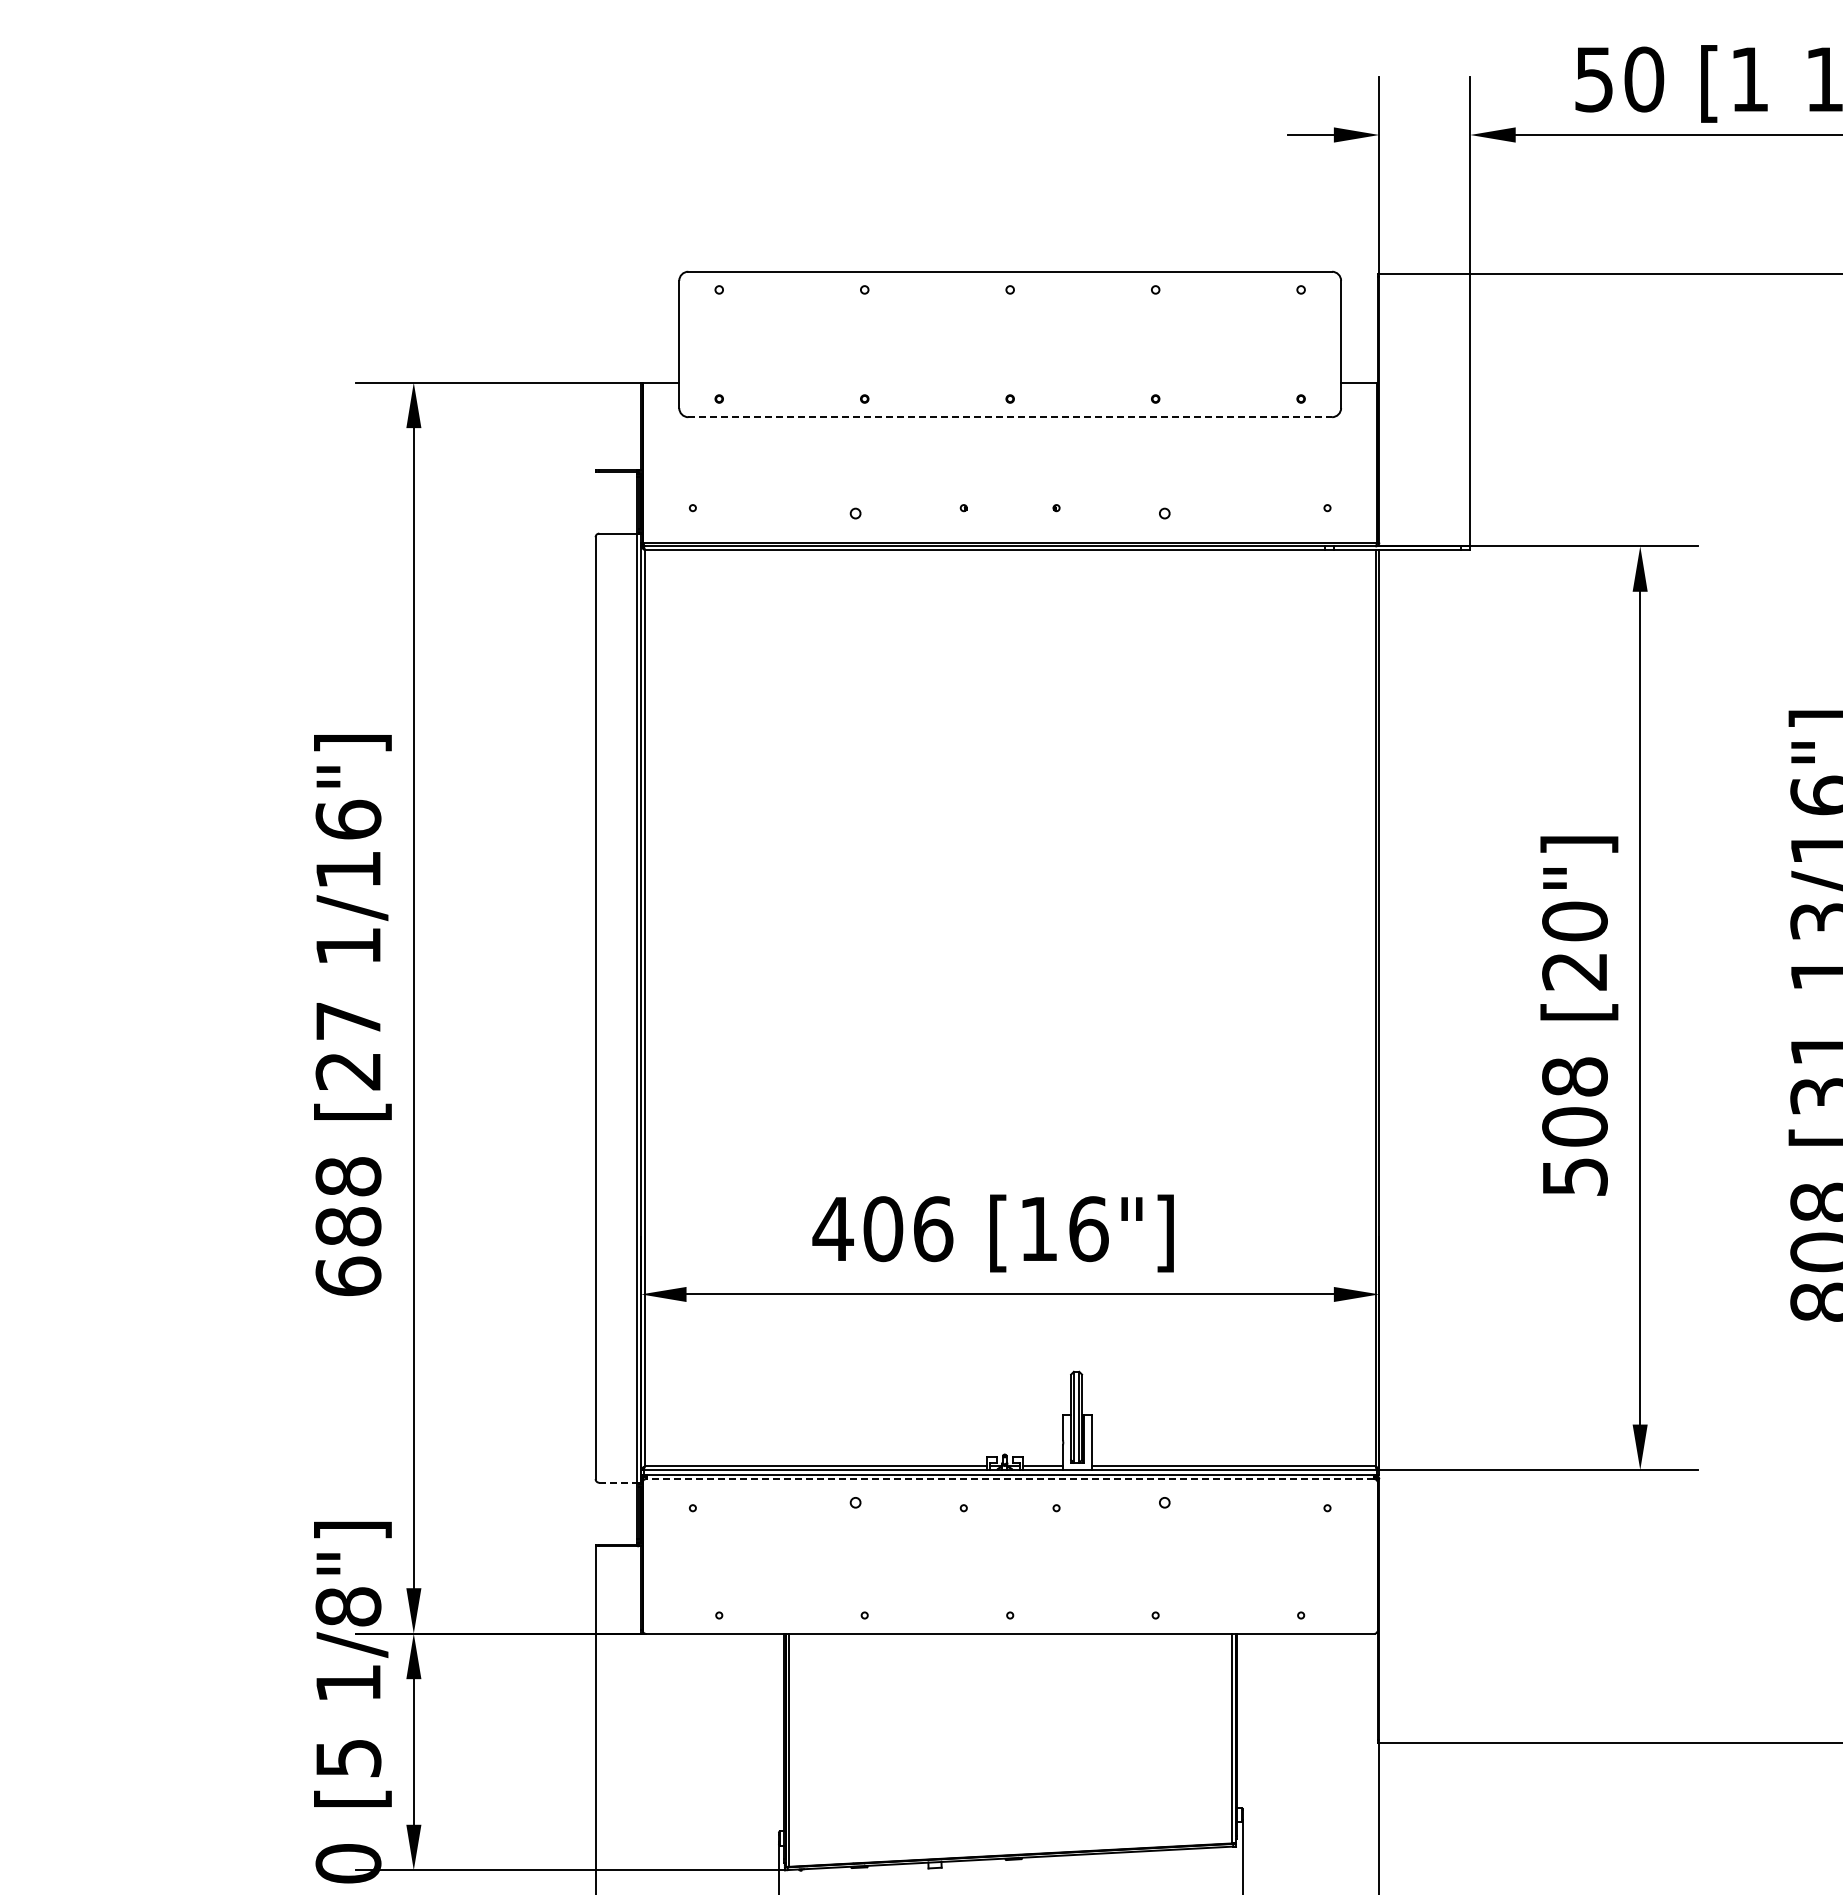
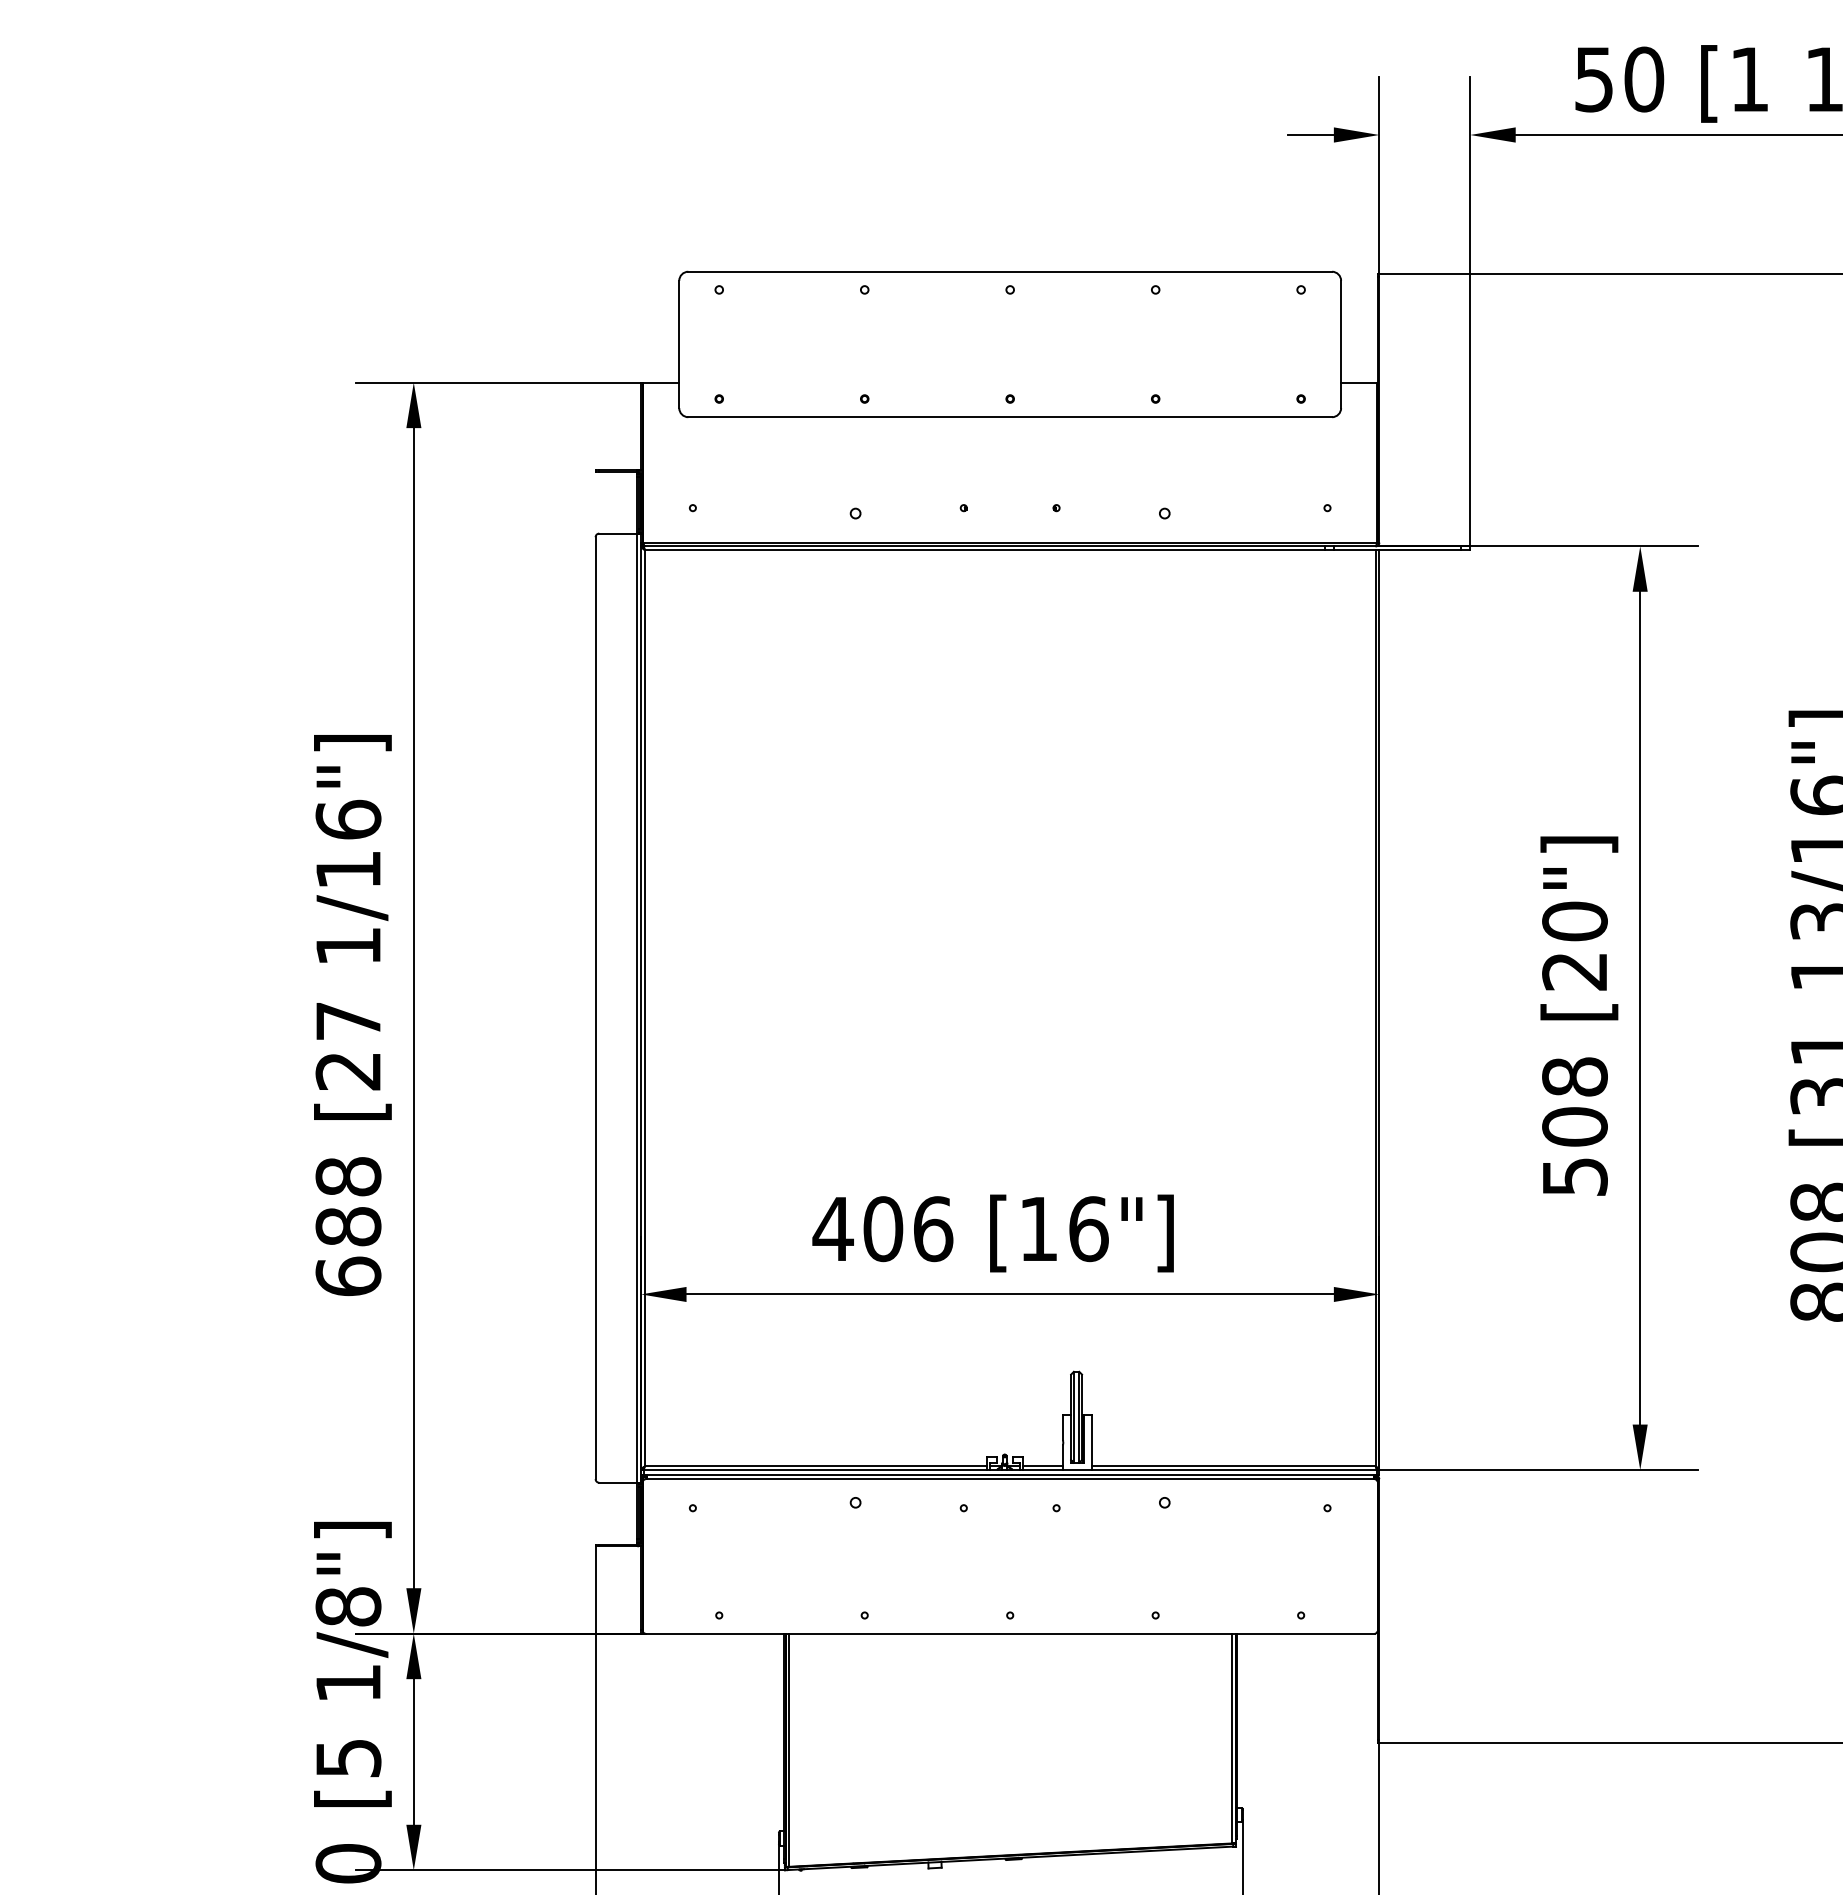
line: dashed -> solid (1010, 417)
line: dashed -> solid (1010, 1479)
line: dashed -> solid (618, 1482)
